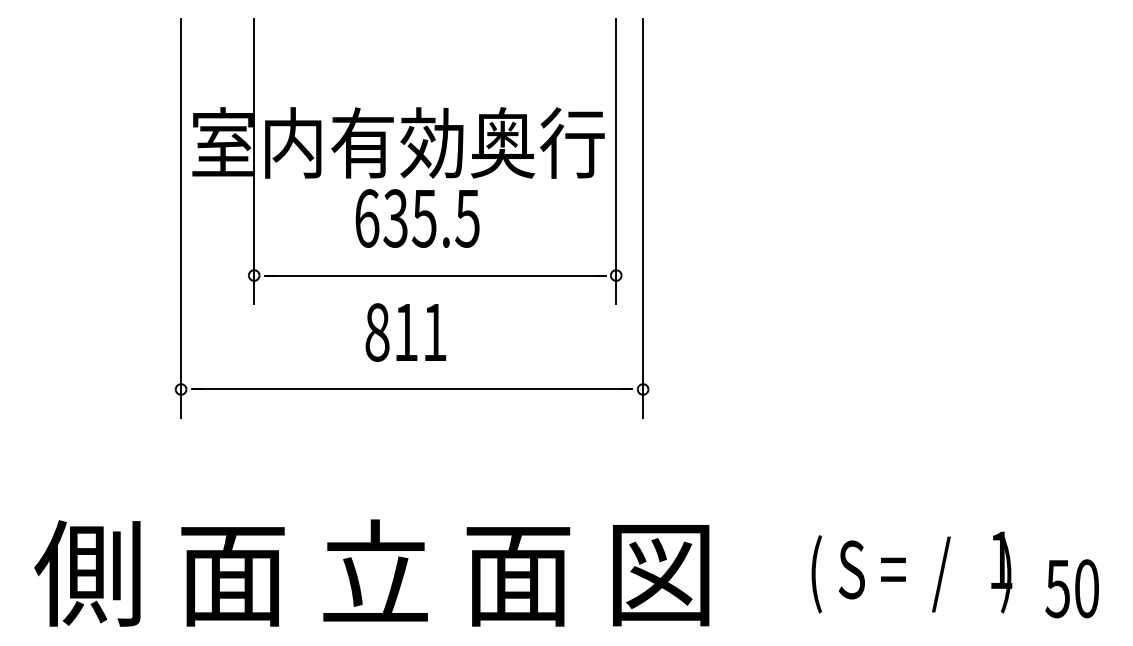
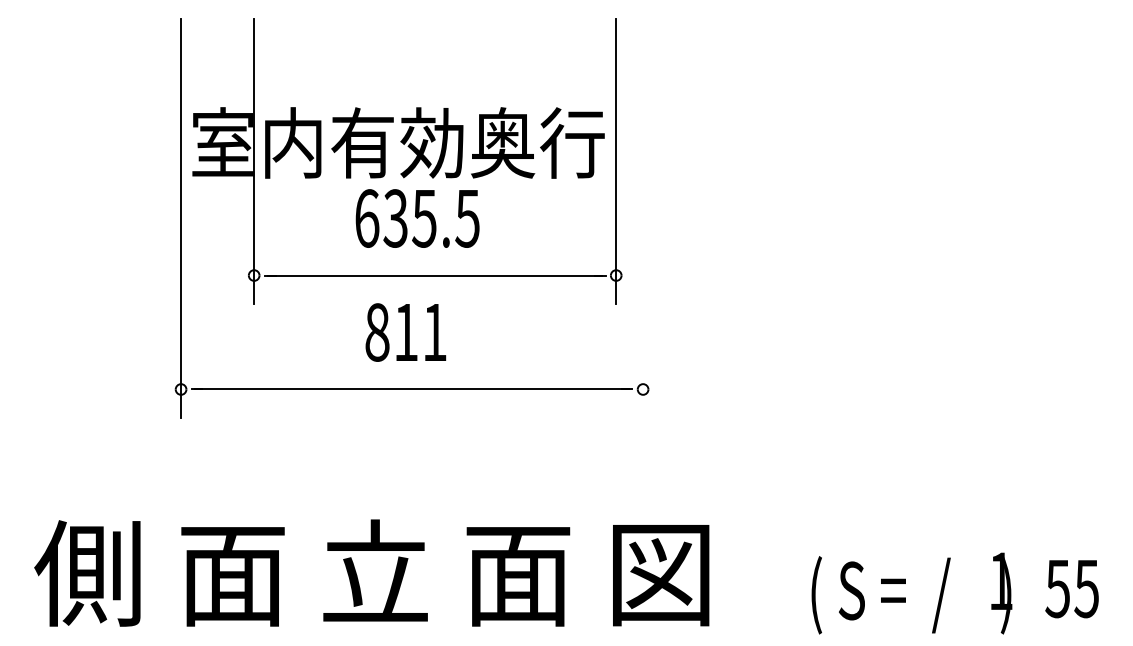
line: present -> none (643, 218)
text position: (911, 572) -> (911, 593) (911, 593)
text: 50 -> 55 (1086, 588)
